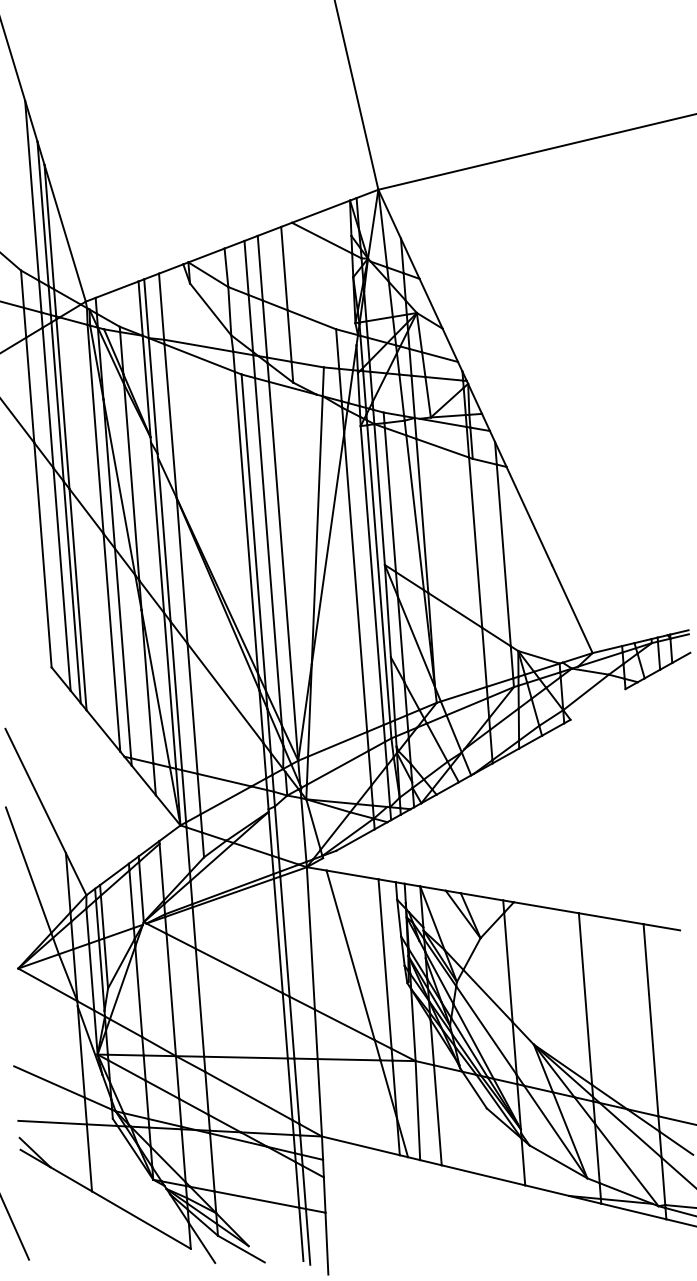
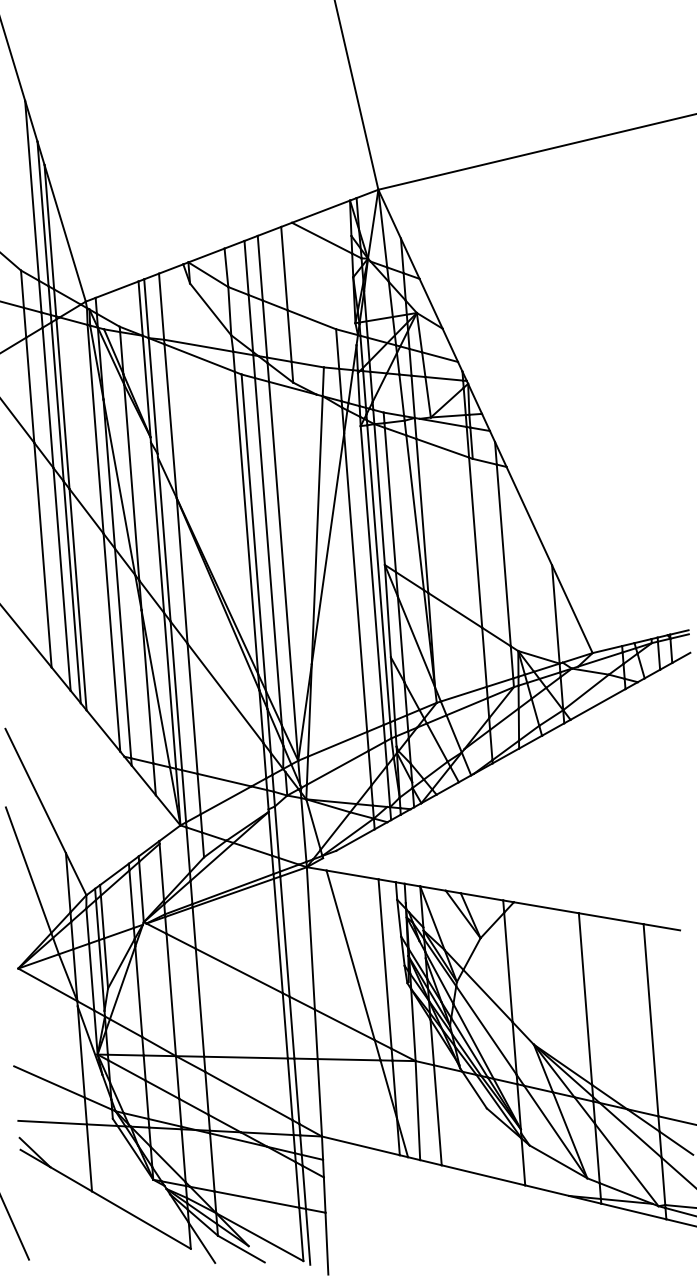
line: none -> present (555, 614)
line: none -> present (26, 637)
line: none -> present (597, 704)
line: none -> present (259, 1237)
